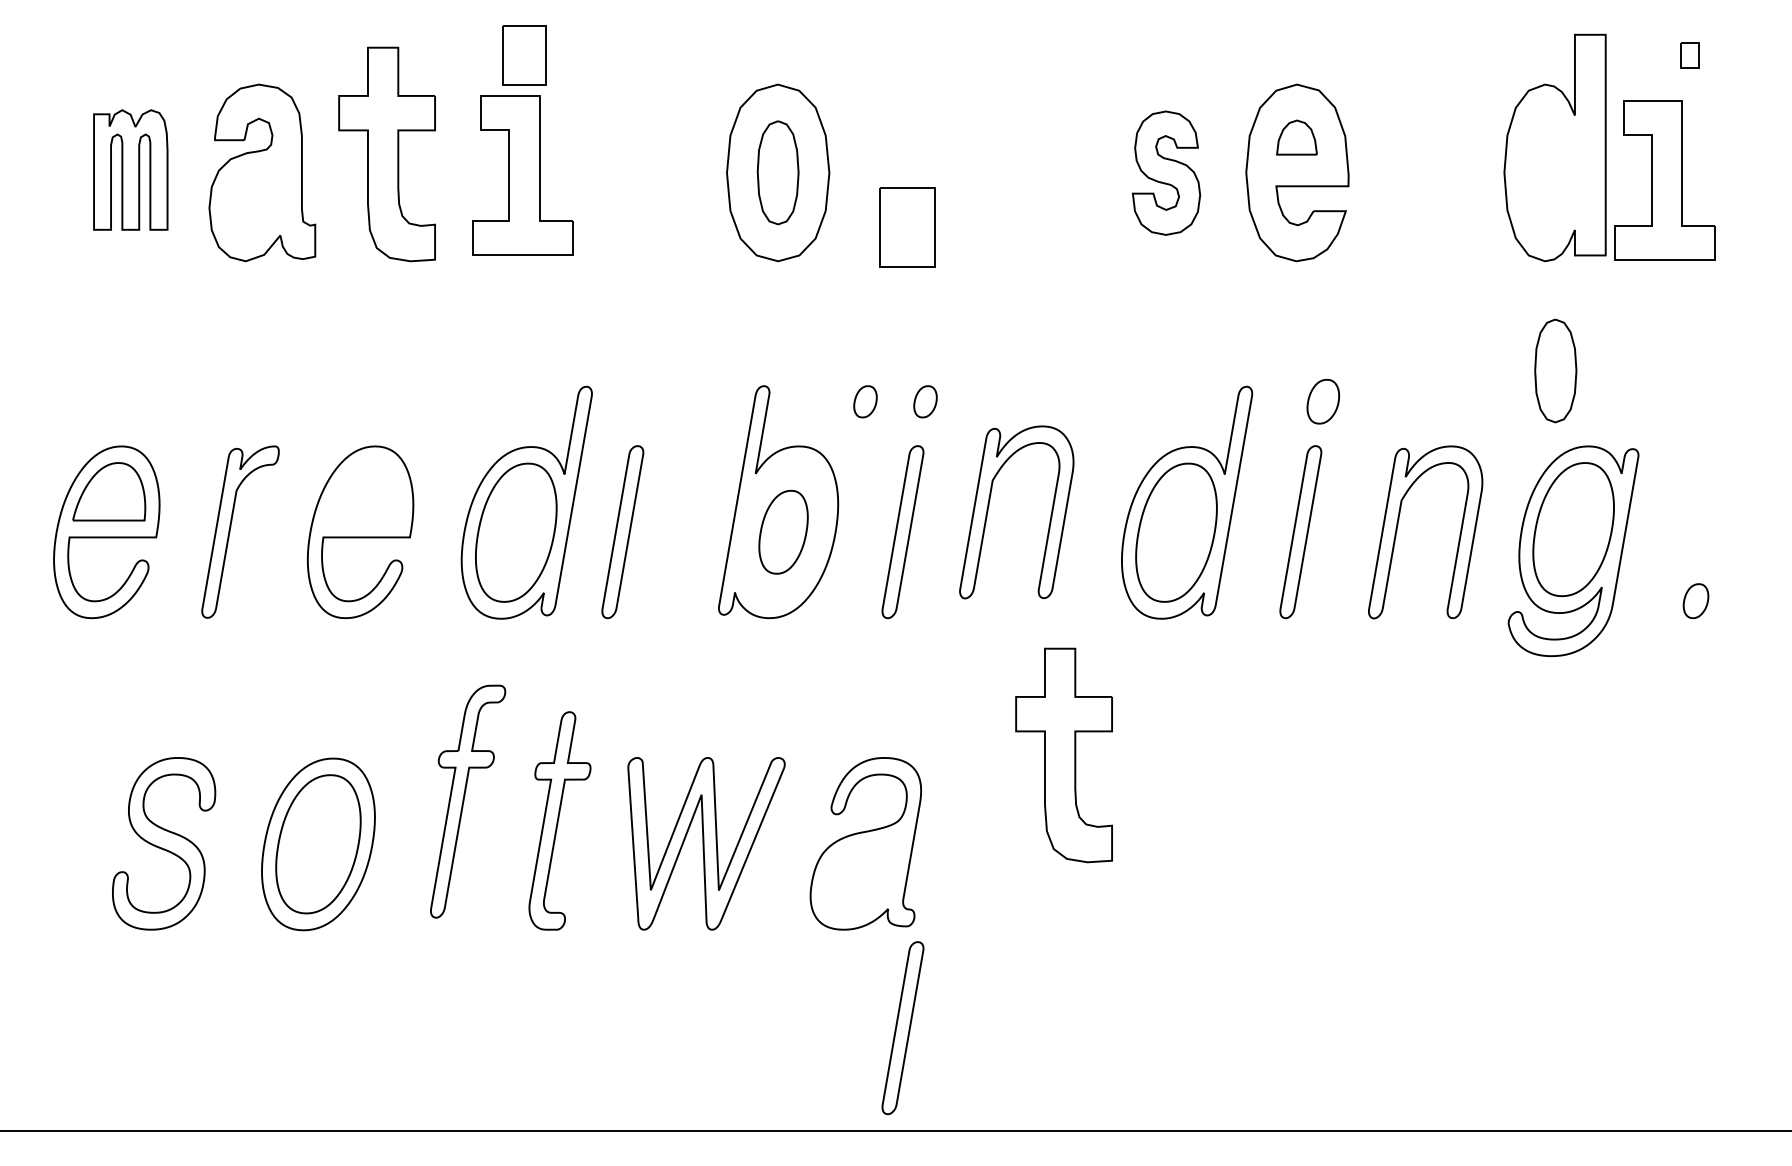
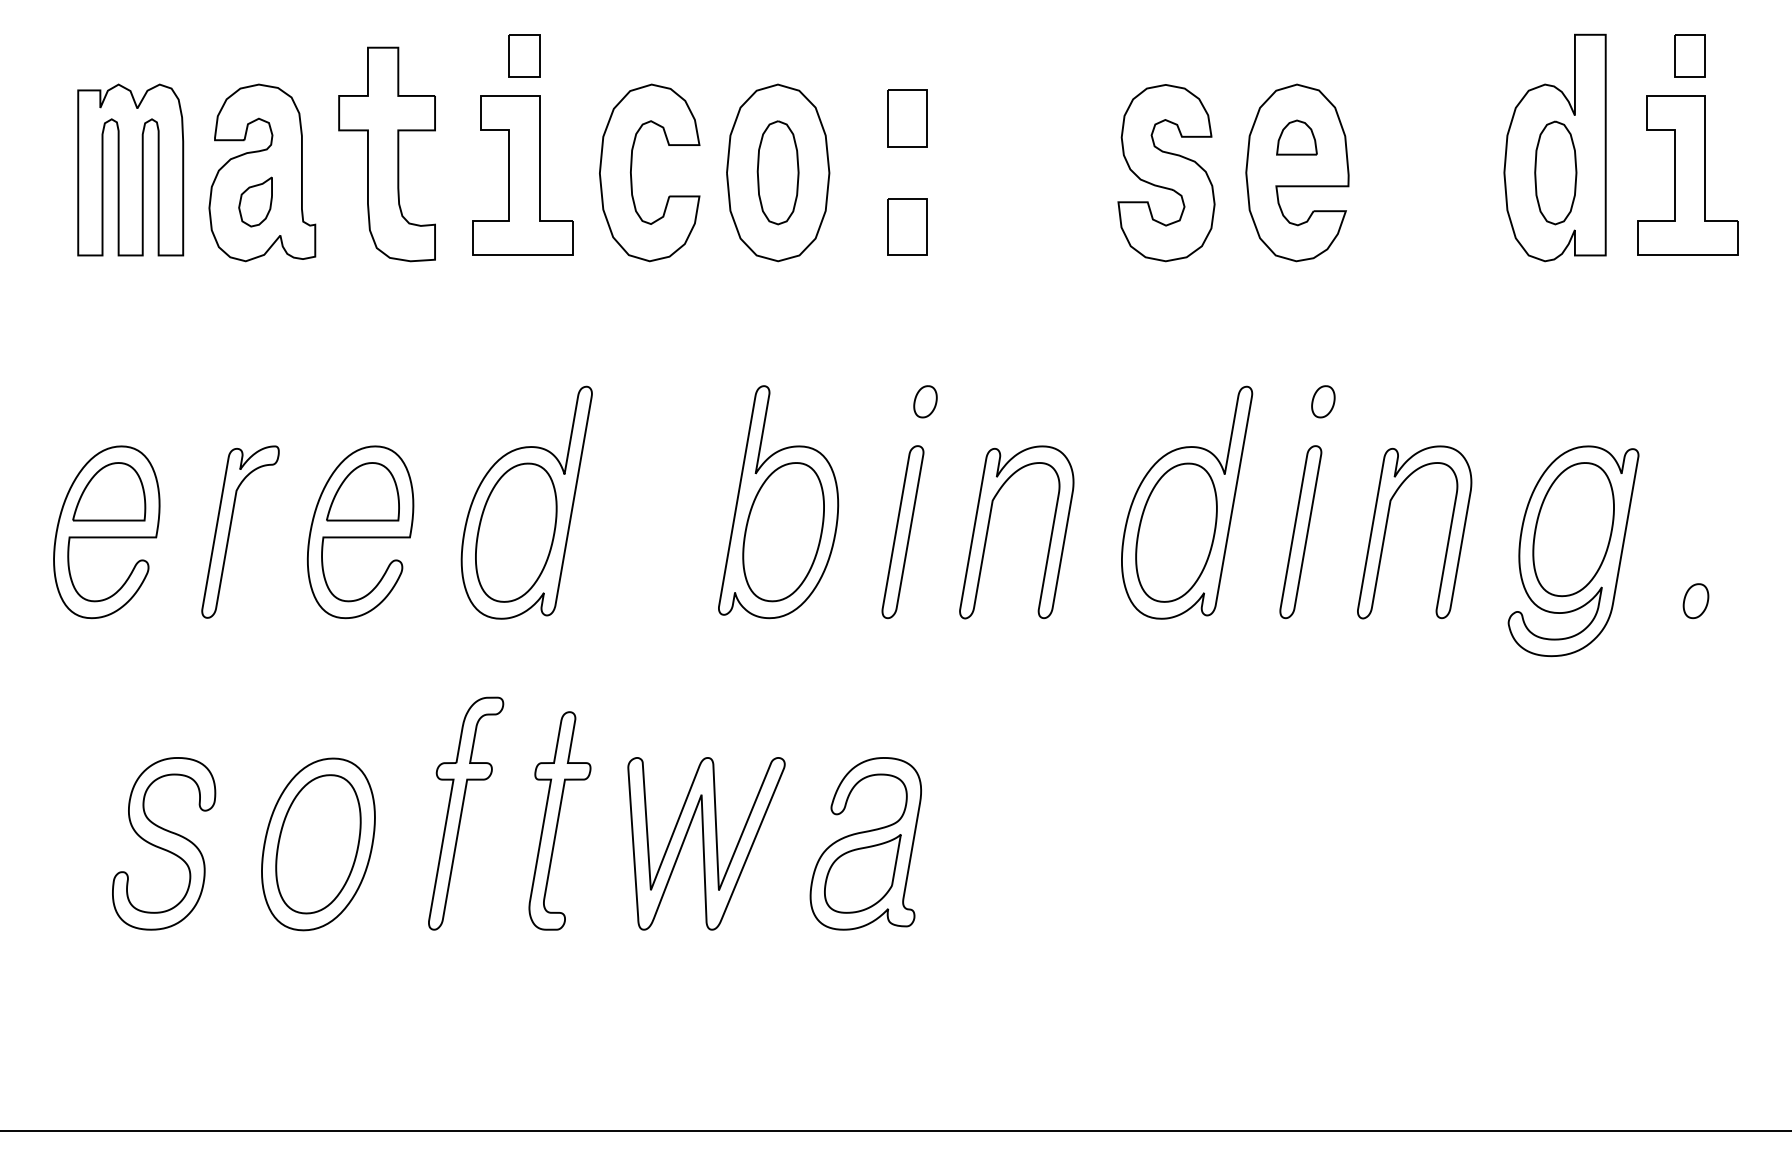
part size: 45x61 px -> 33x44 px (524, 55)
part size: 20x27 px -> 32x44 px (1689, 55)
part: none -> present (907, 118)
part size: 76x122 px -> 108x174 px (130, 169)
part: none -> present (631, 172)
part size: 70x126 px -> 99x179 px (1166, 173)
part position: (1664, 180) -> (1687, 175) (1687, 175)
part: none -> present (255, 201)
part size: 57x81 px -> 41x58 px (907, 226)
part position: (1555, 370) -> (1555, 172) (1555, 172)
part: present -> none (865, 401)
part size: 35x47 px -> 25x34 px (1323, 401)
part: none -> present (362, 491)
part position: (989, 506) -> (989, 526) (989, 526)
part position: (1398, 525) -> (1387, 525) (1387, 525)
part size: 51x86 px -> 83x141 px (783, 532)
part: present -> none (622, 532)
part: present -> none (1063, 755)
part position: (468, 801) -> (466, 813) (466, 813)
part: none -> present (862, 873)
part: present -> none (902, 1028)
